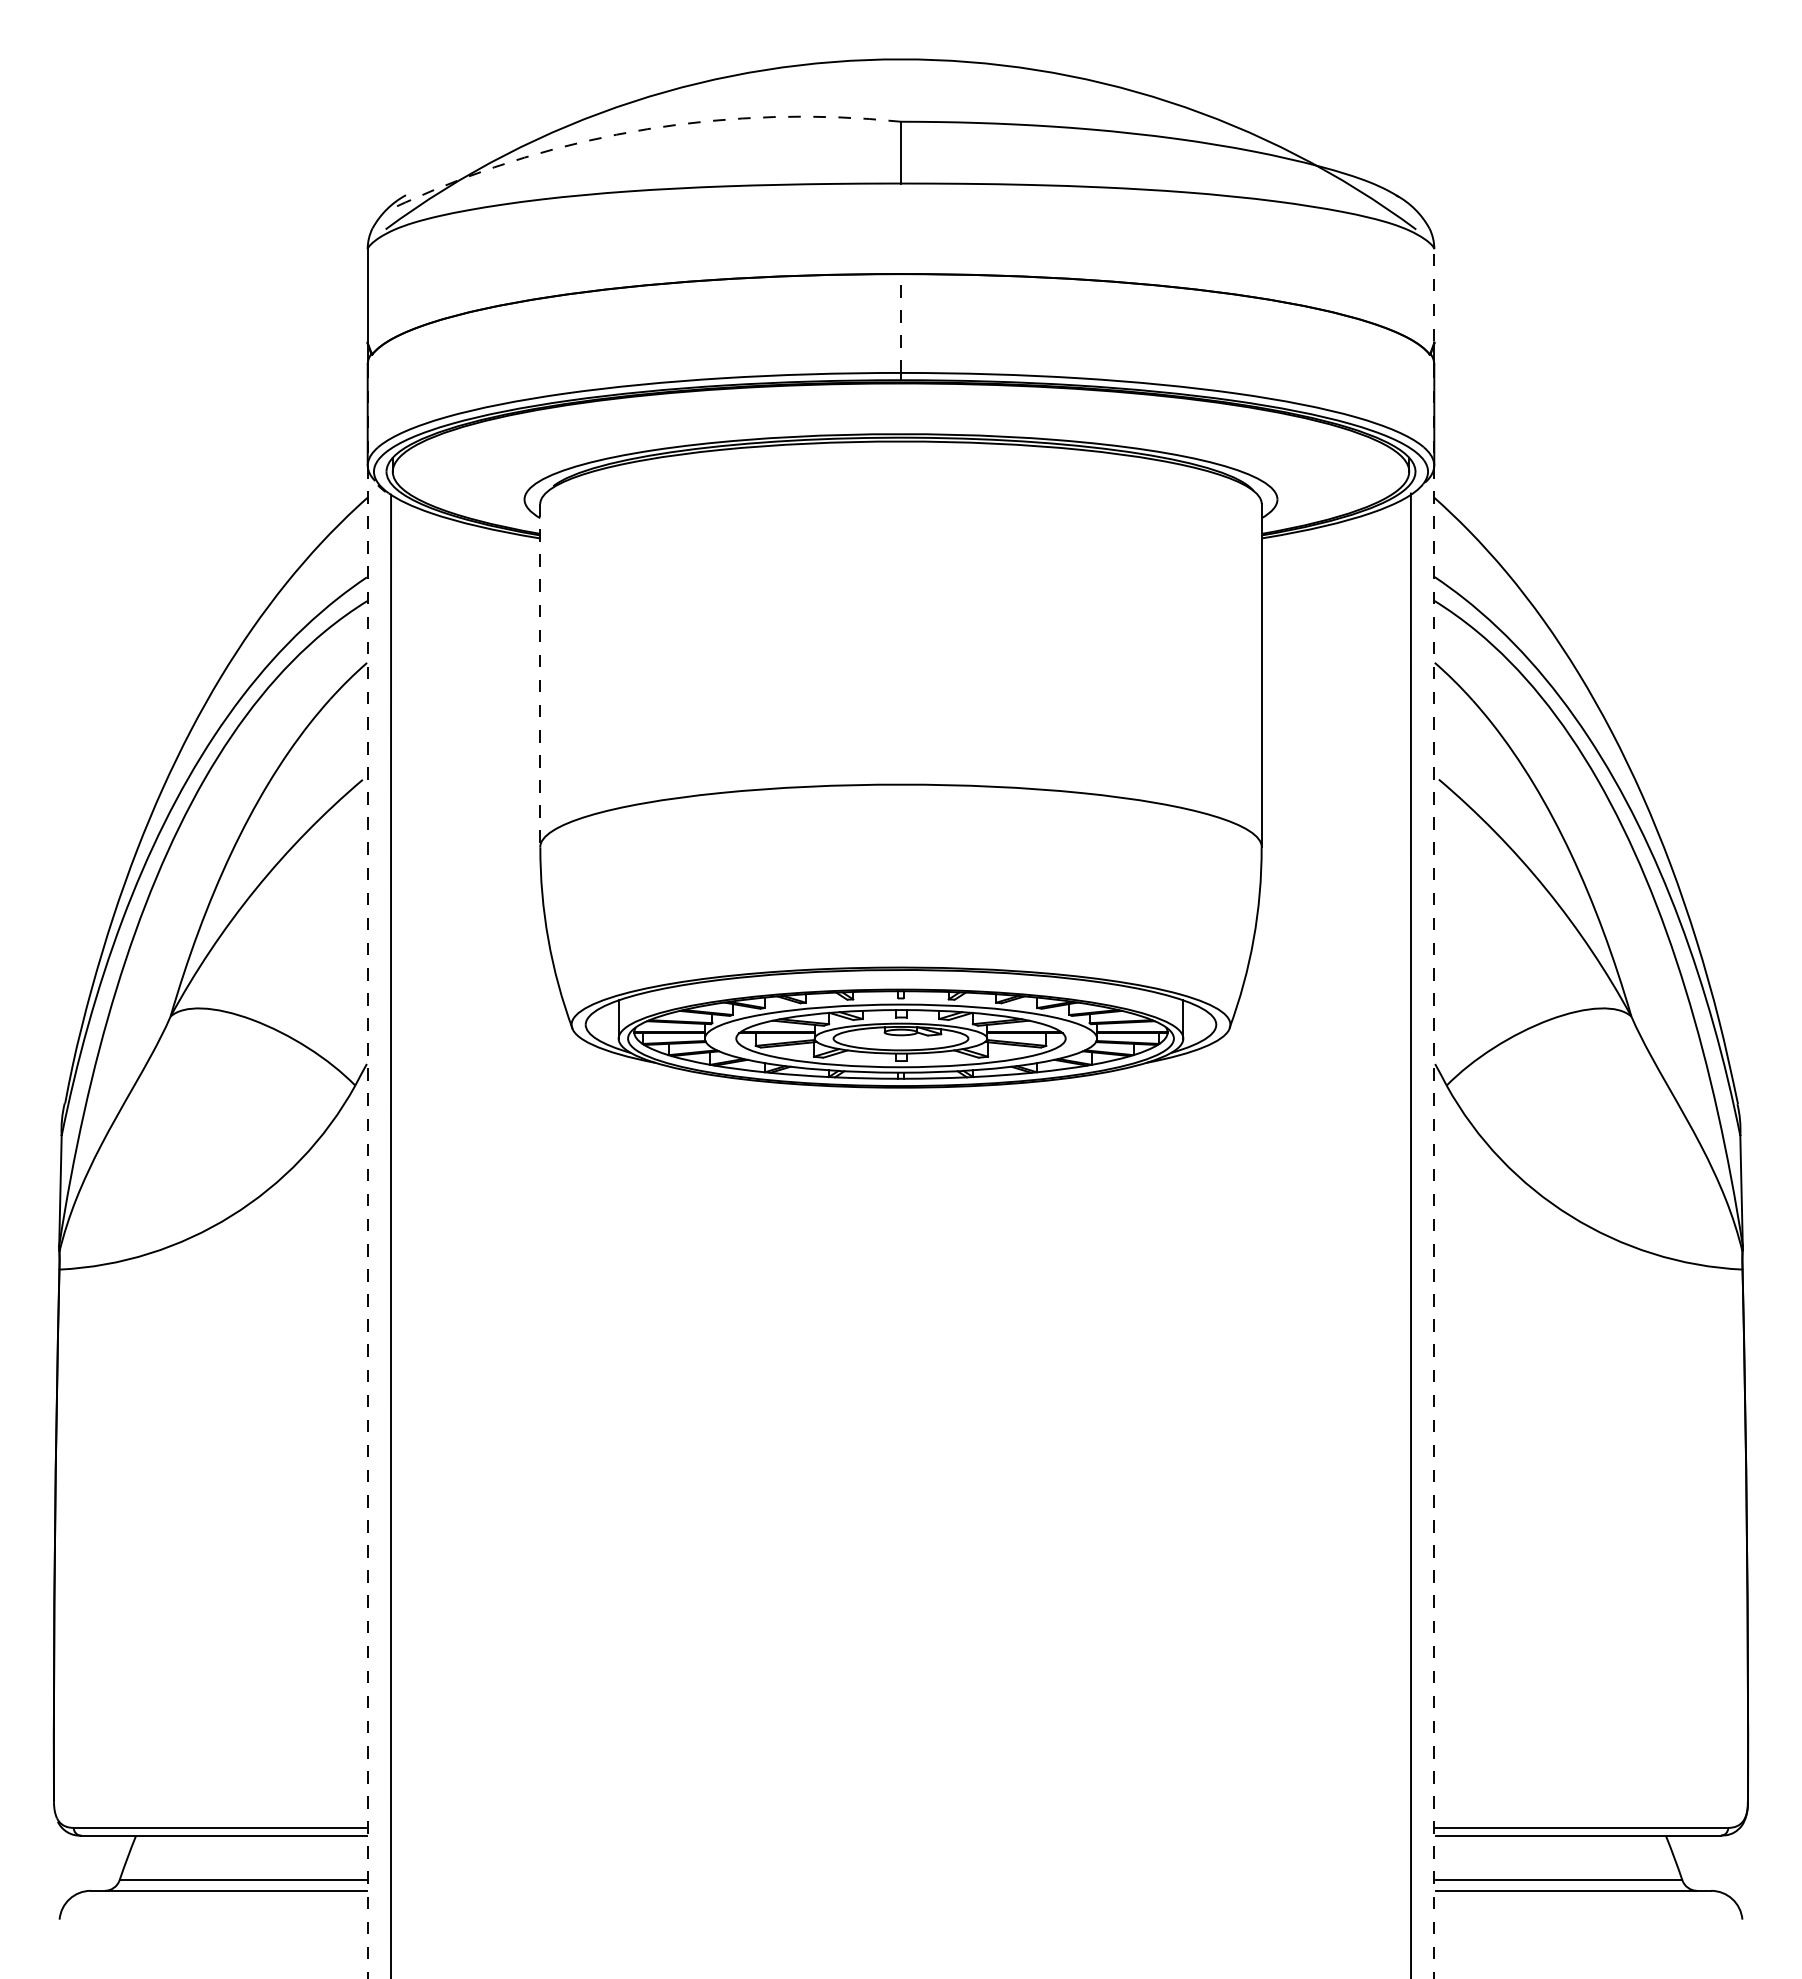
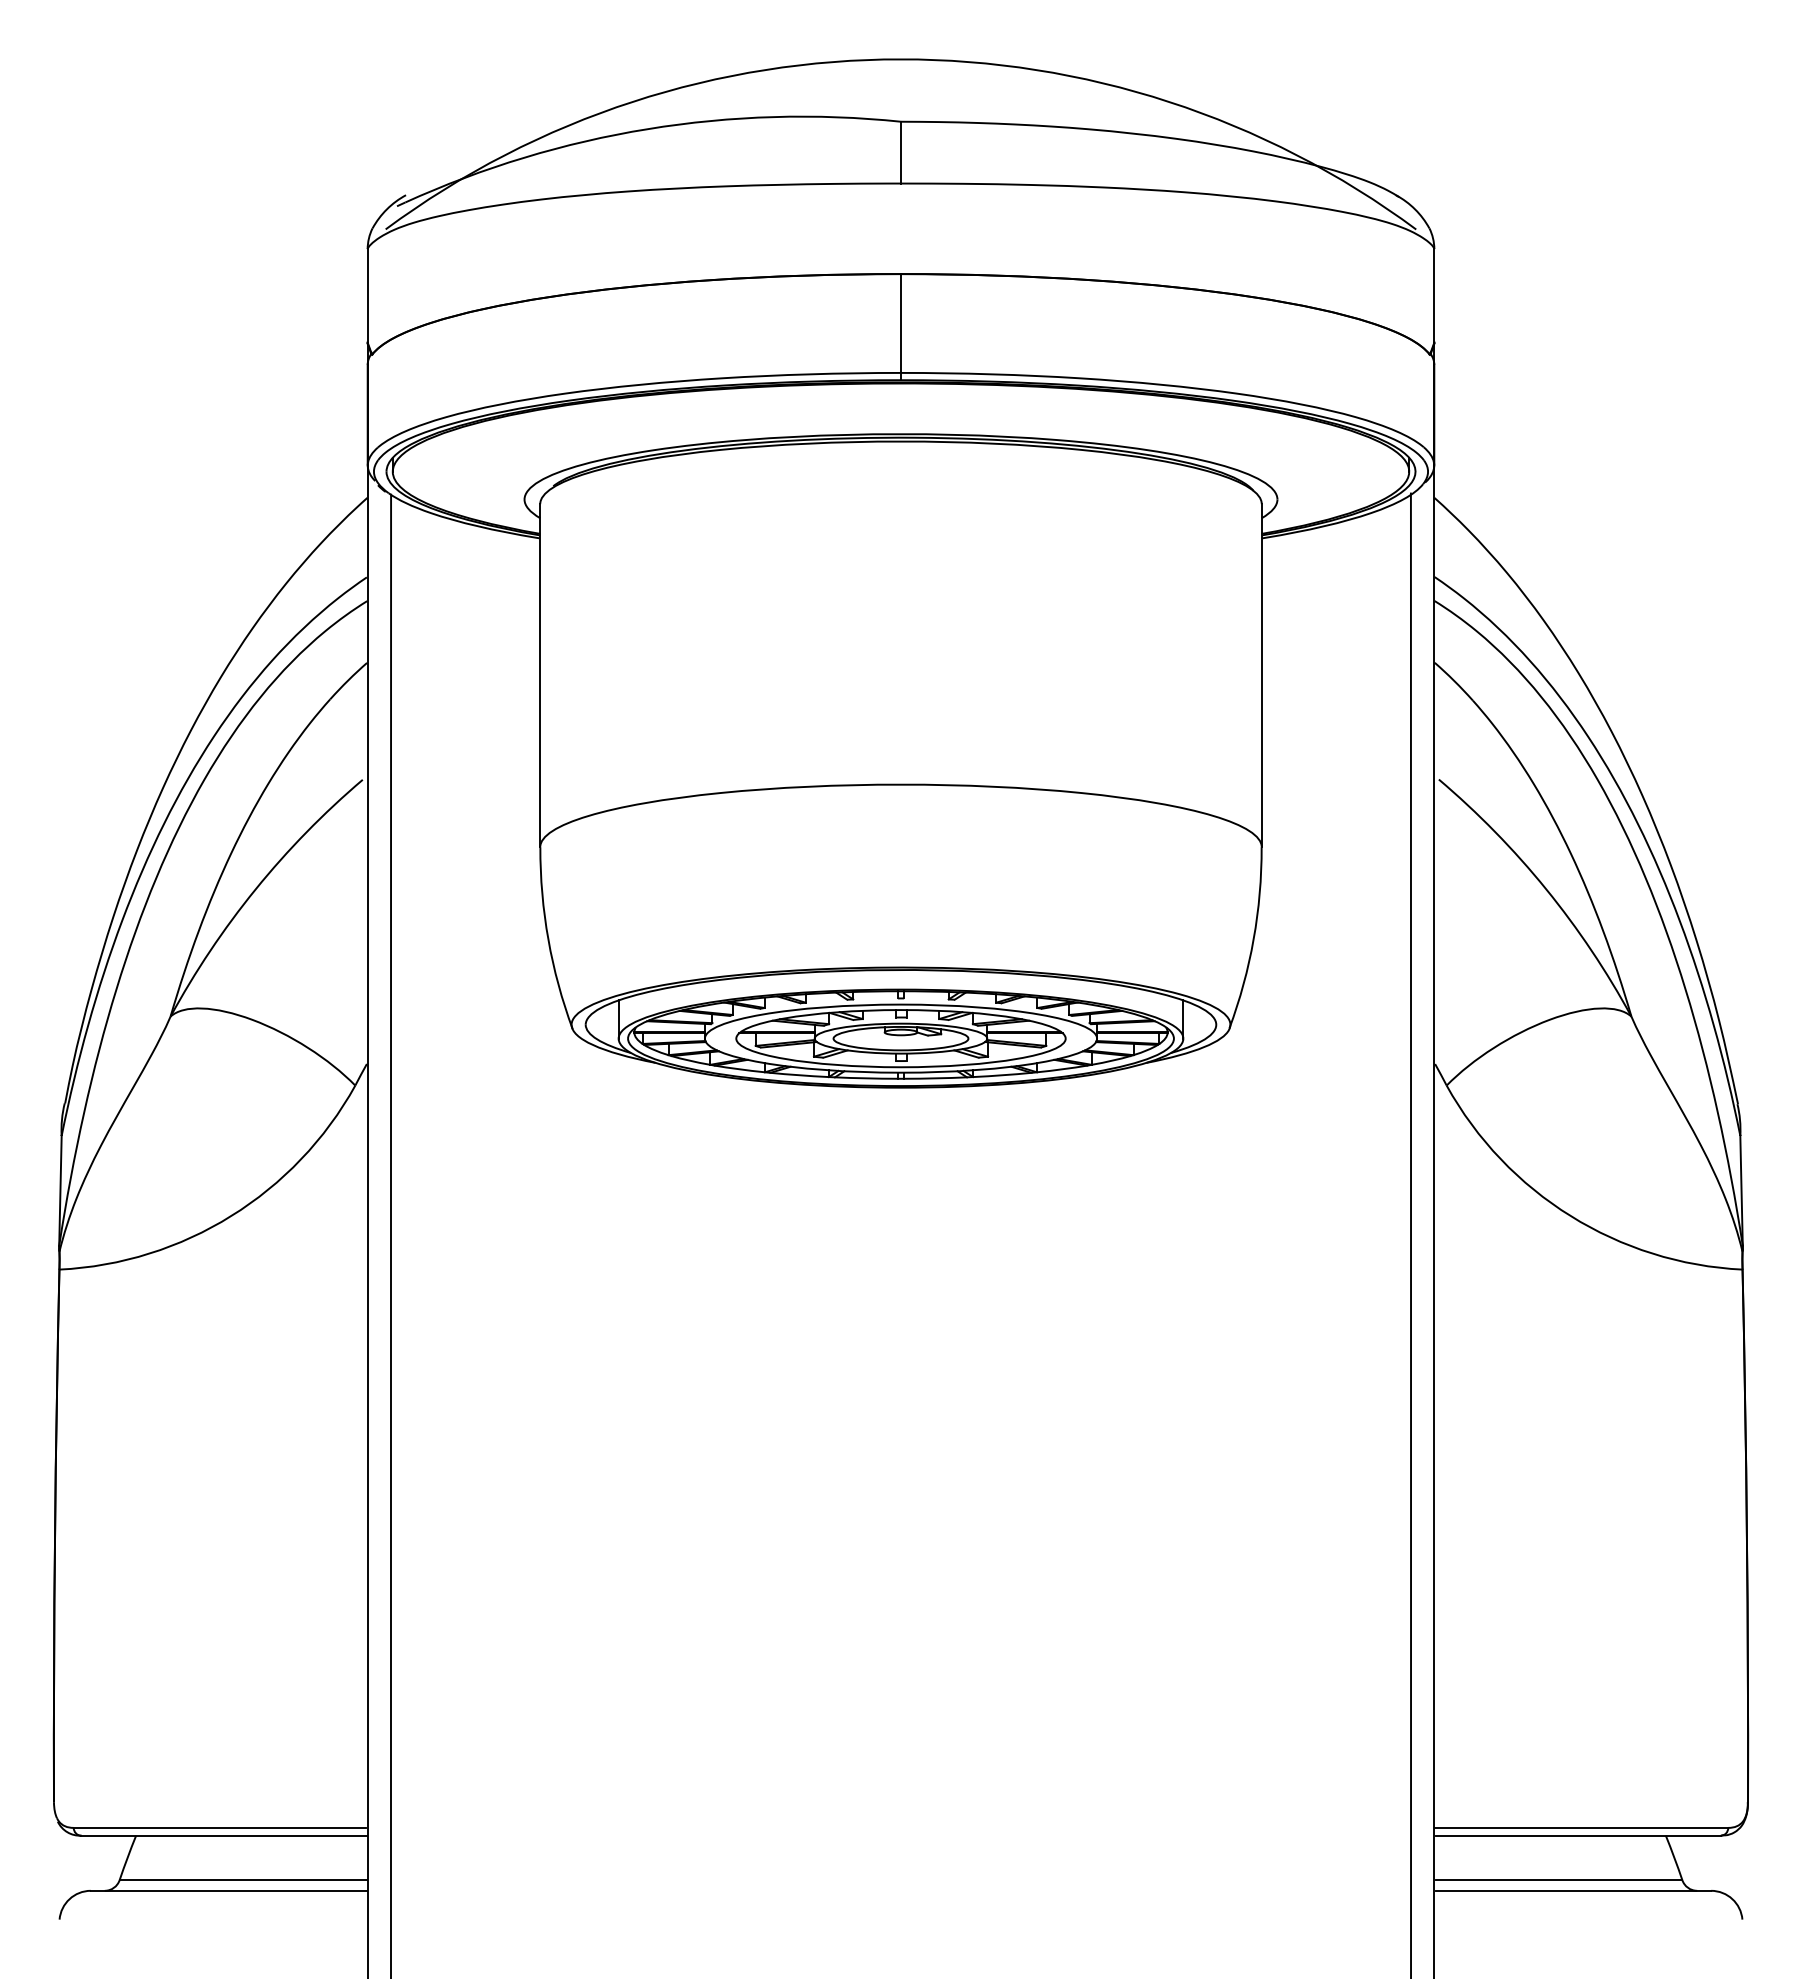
arc: dashed -> solid (647, 129)
line: dashed -> solid (1434, 294)
line: dashed -> solid (901, 323)
line: dashed -> solid (540, 675)
line: dashed -> solid (367, 1172)
line: dashed -> solid (1434, 1172)
